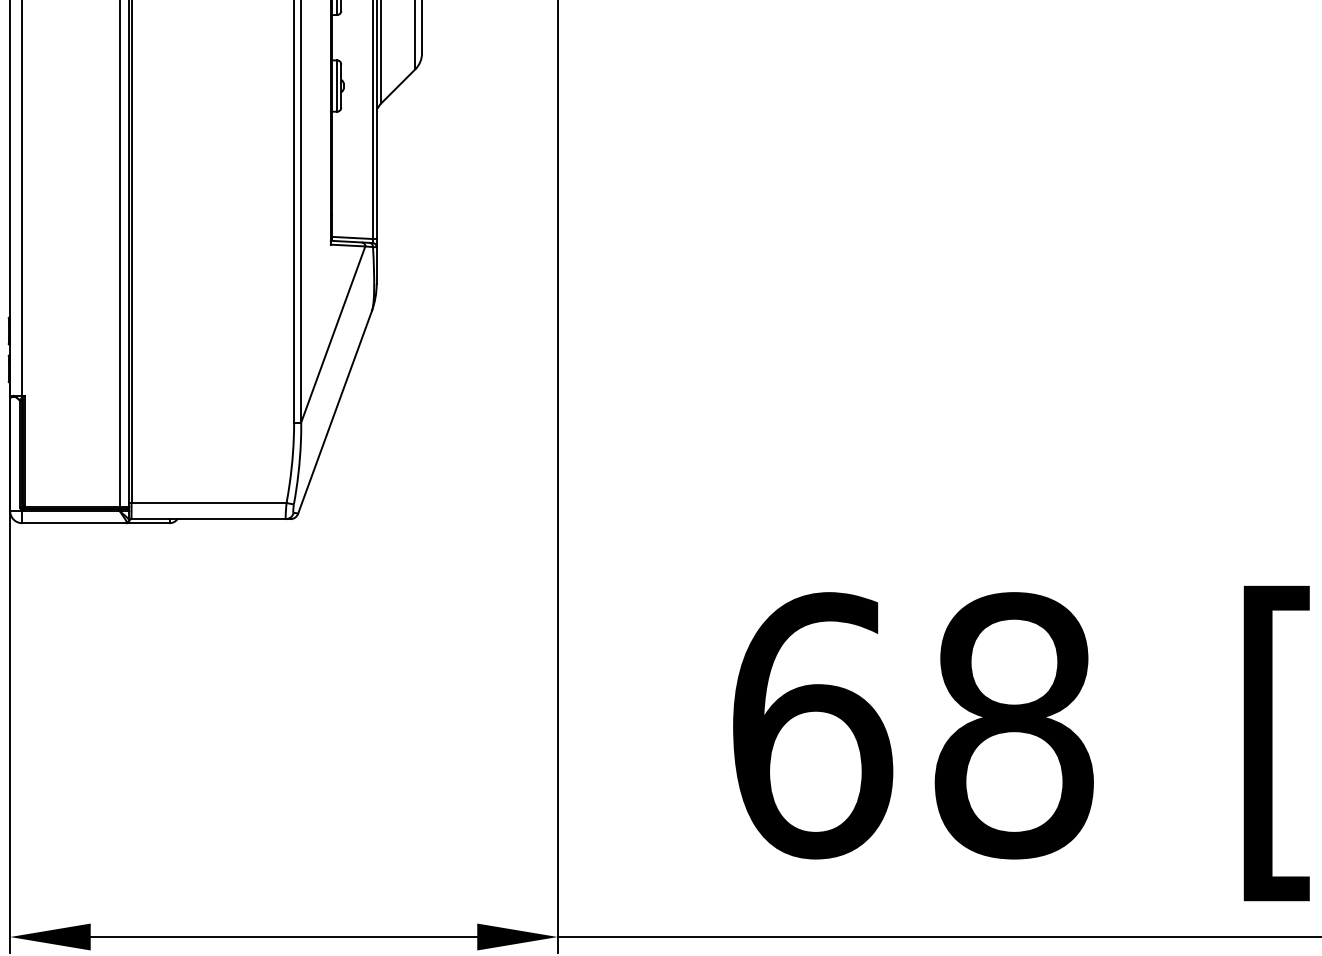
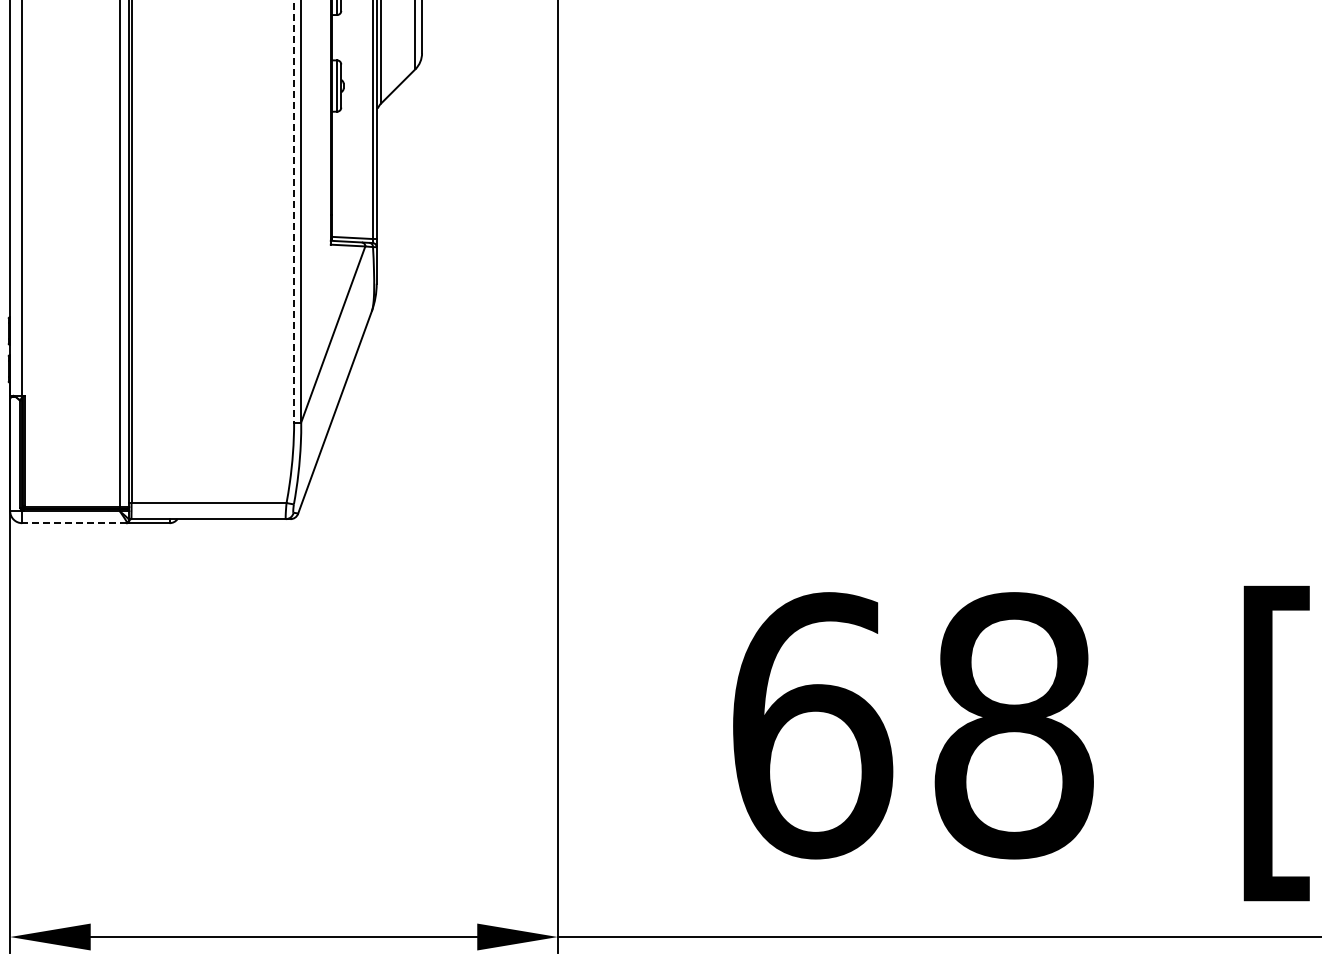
line: solid -> dashed (294, 211)
line: solid -> dashed (74, 523)
